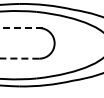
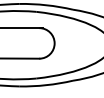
line: dashed -> solid (21, 28)
line: dashed -> solid (19, 58)
